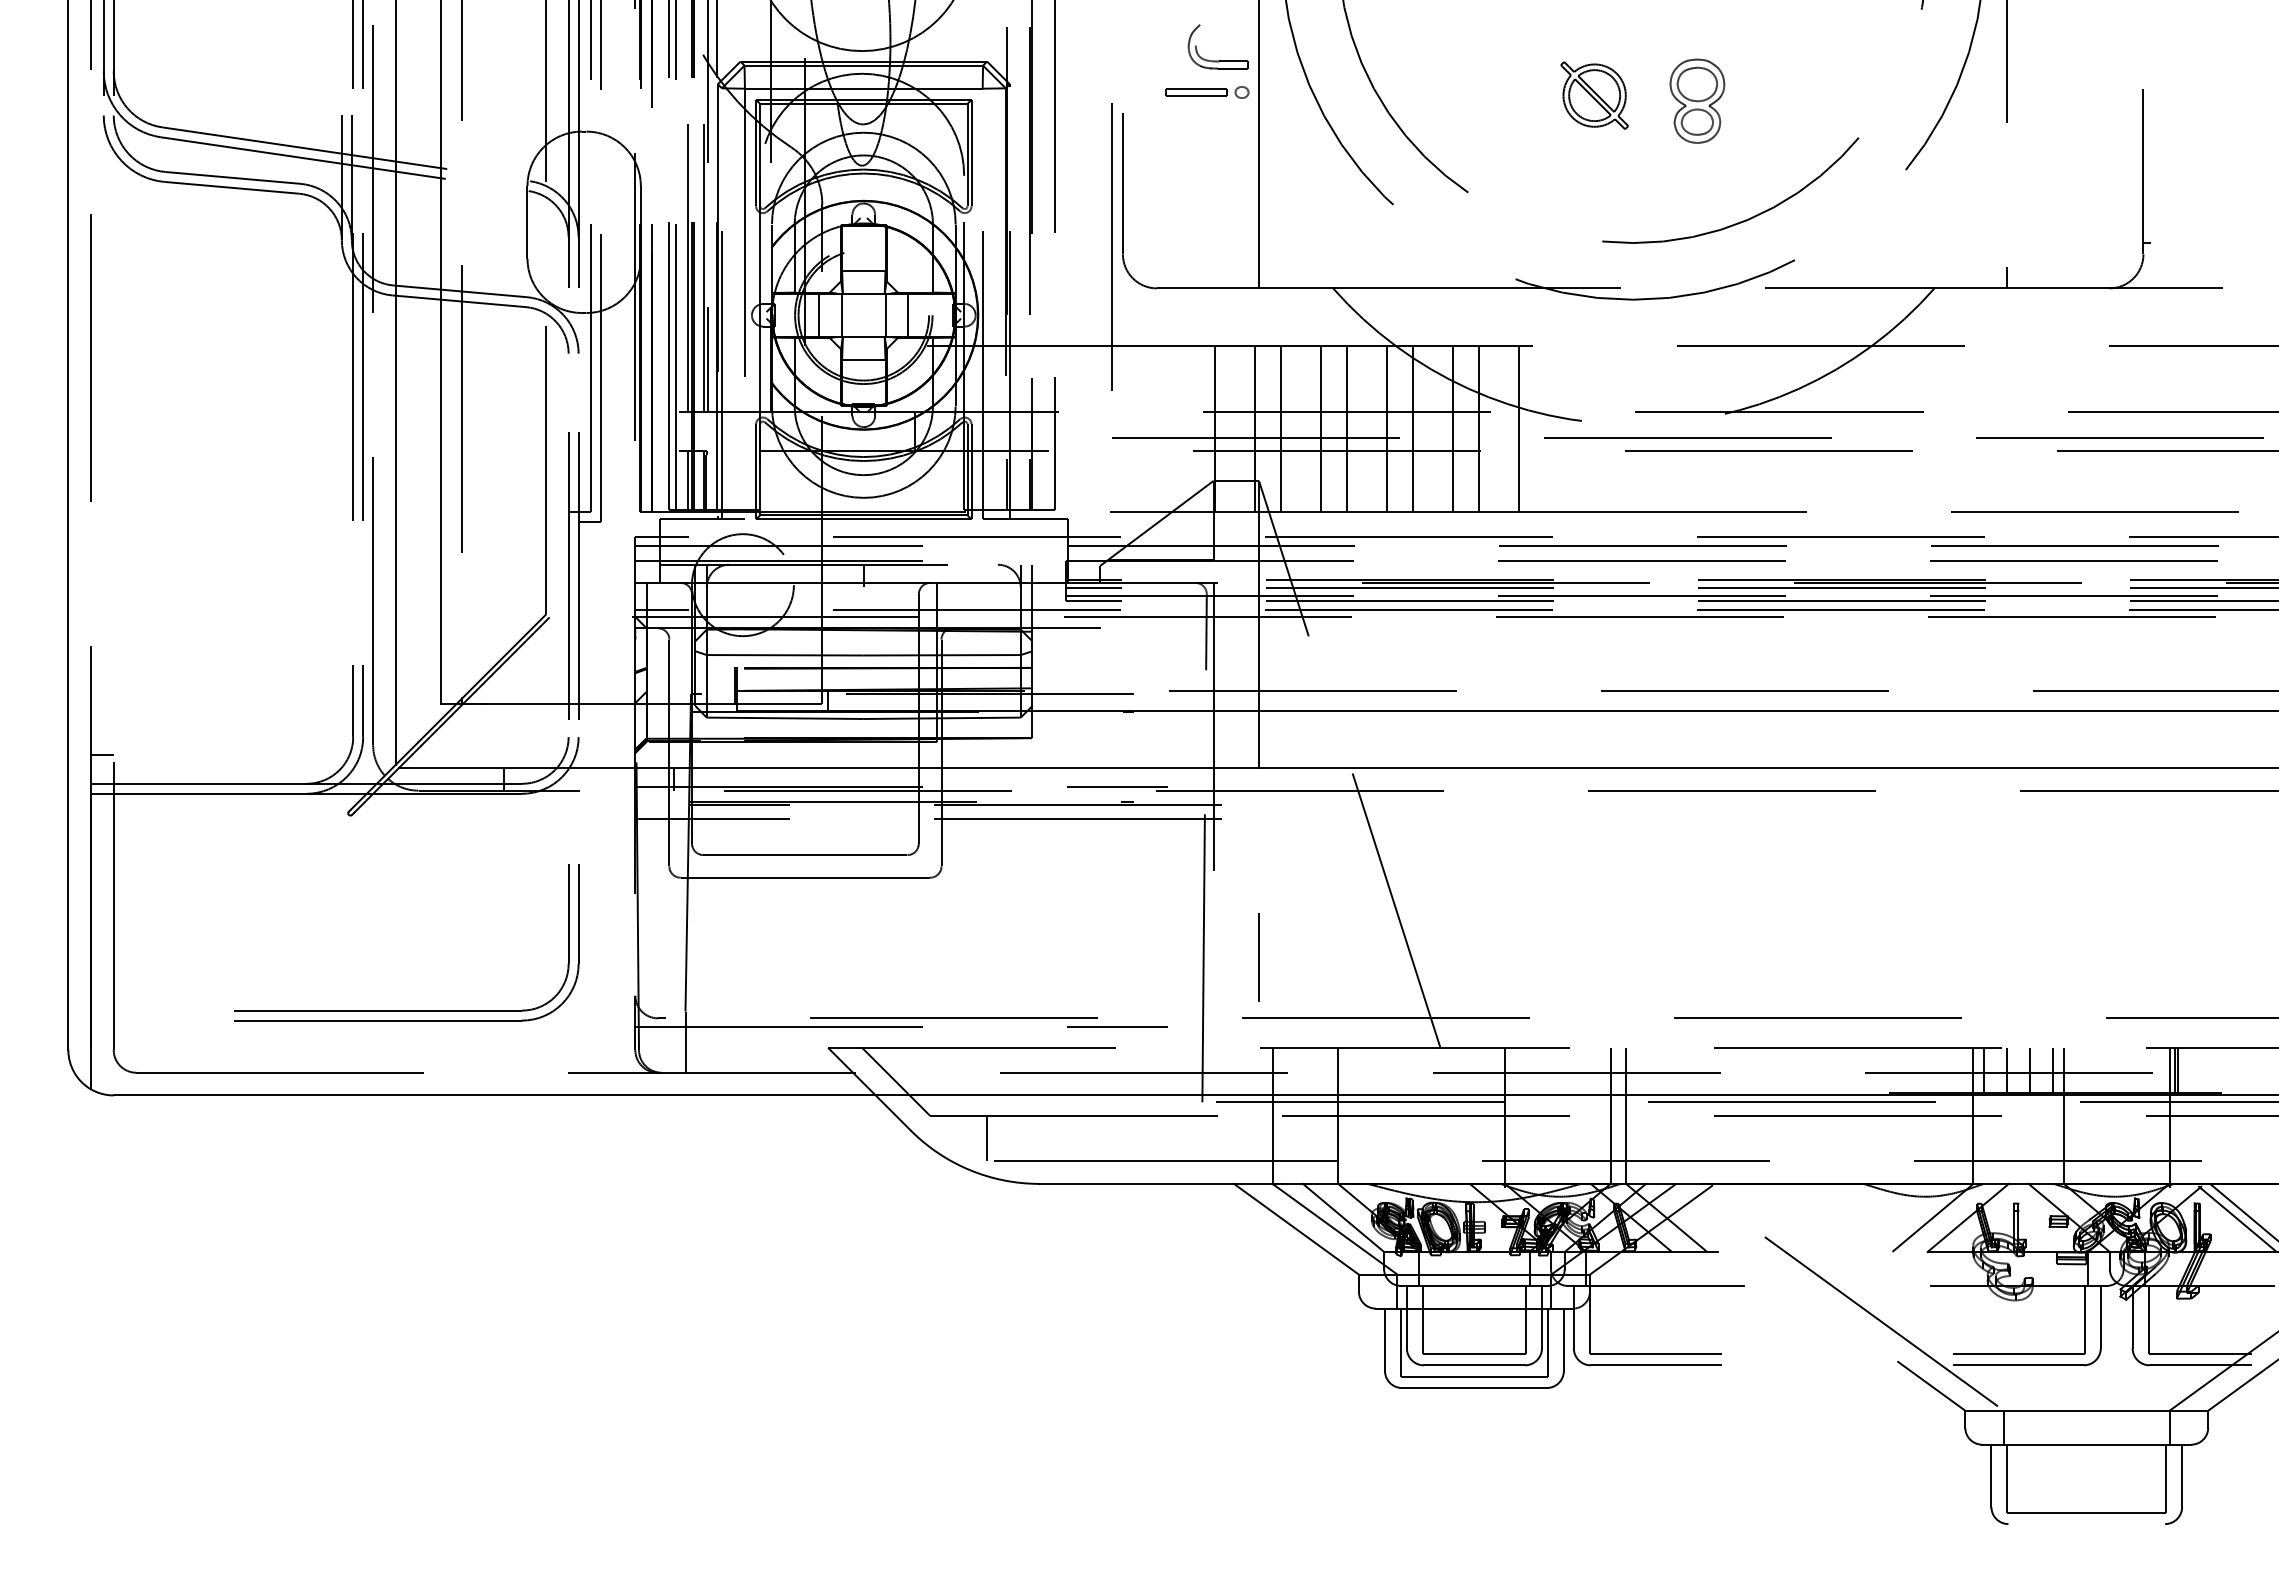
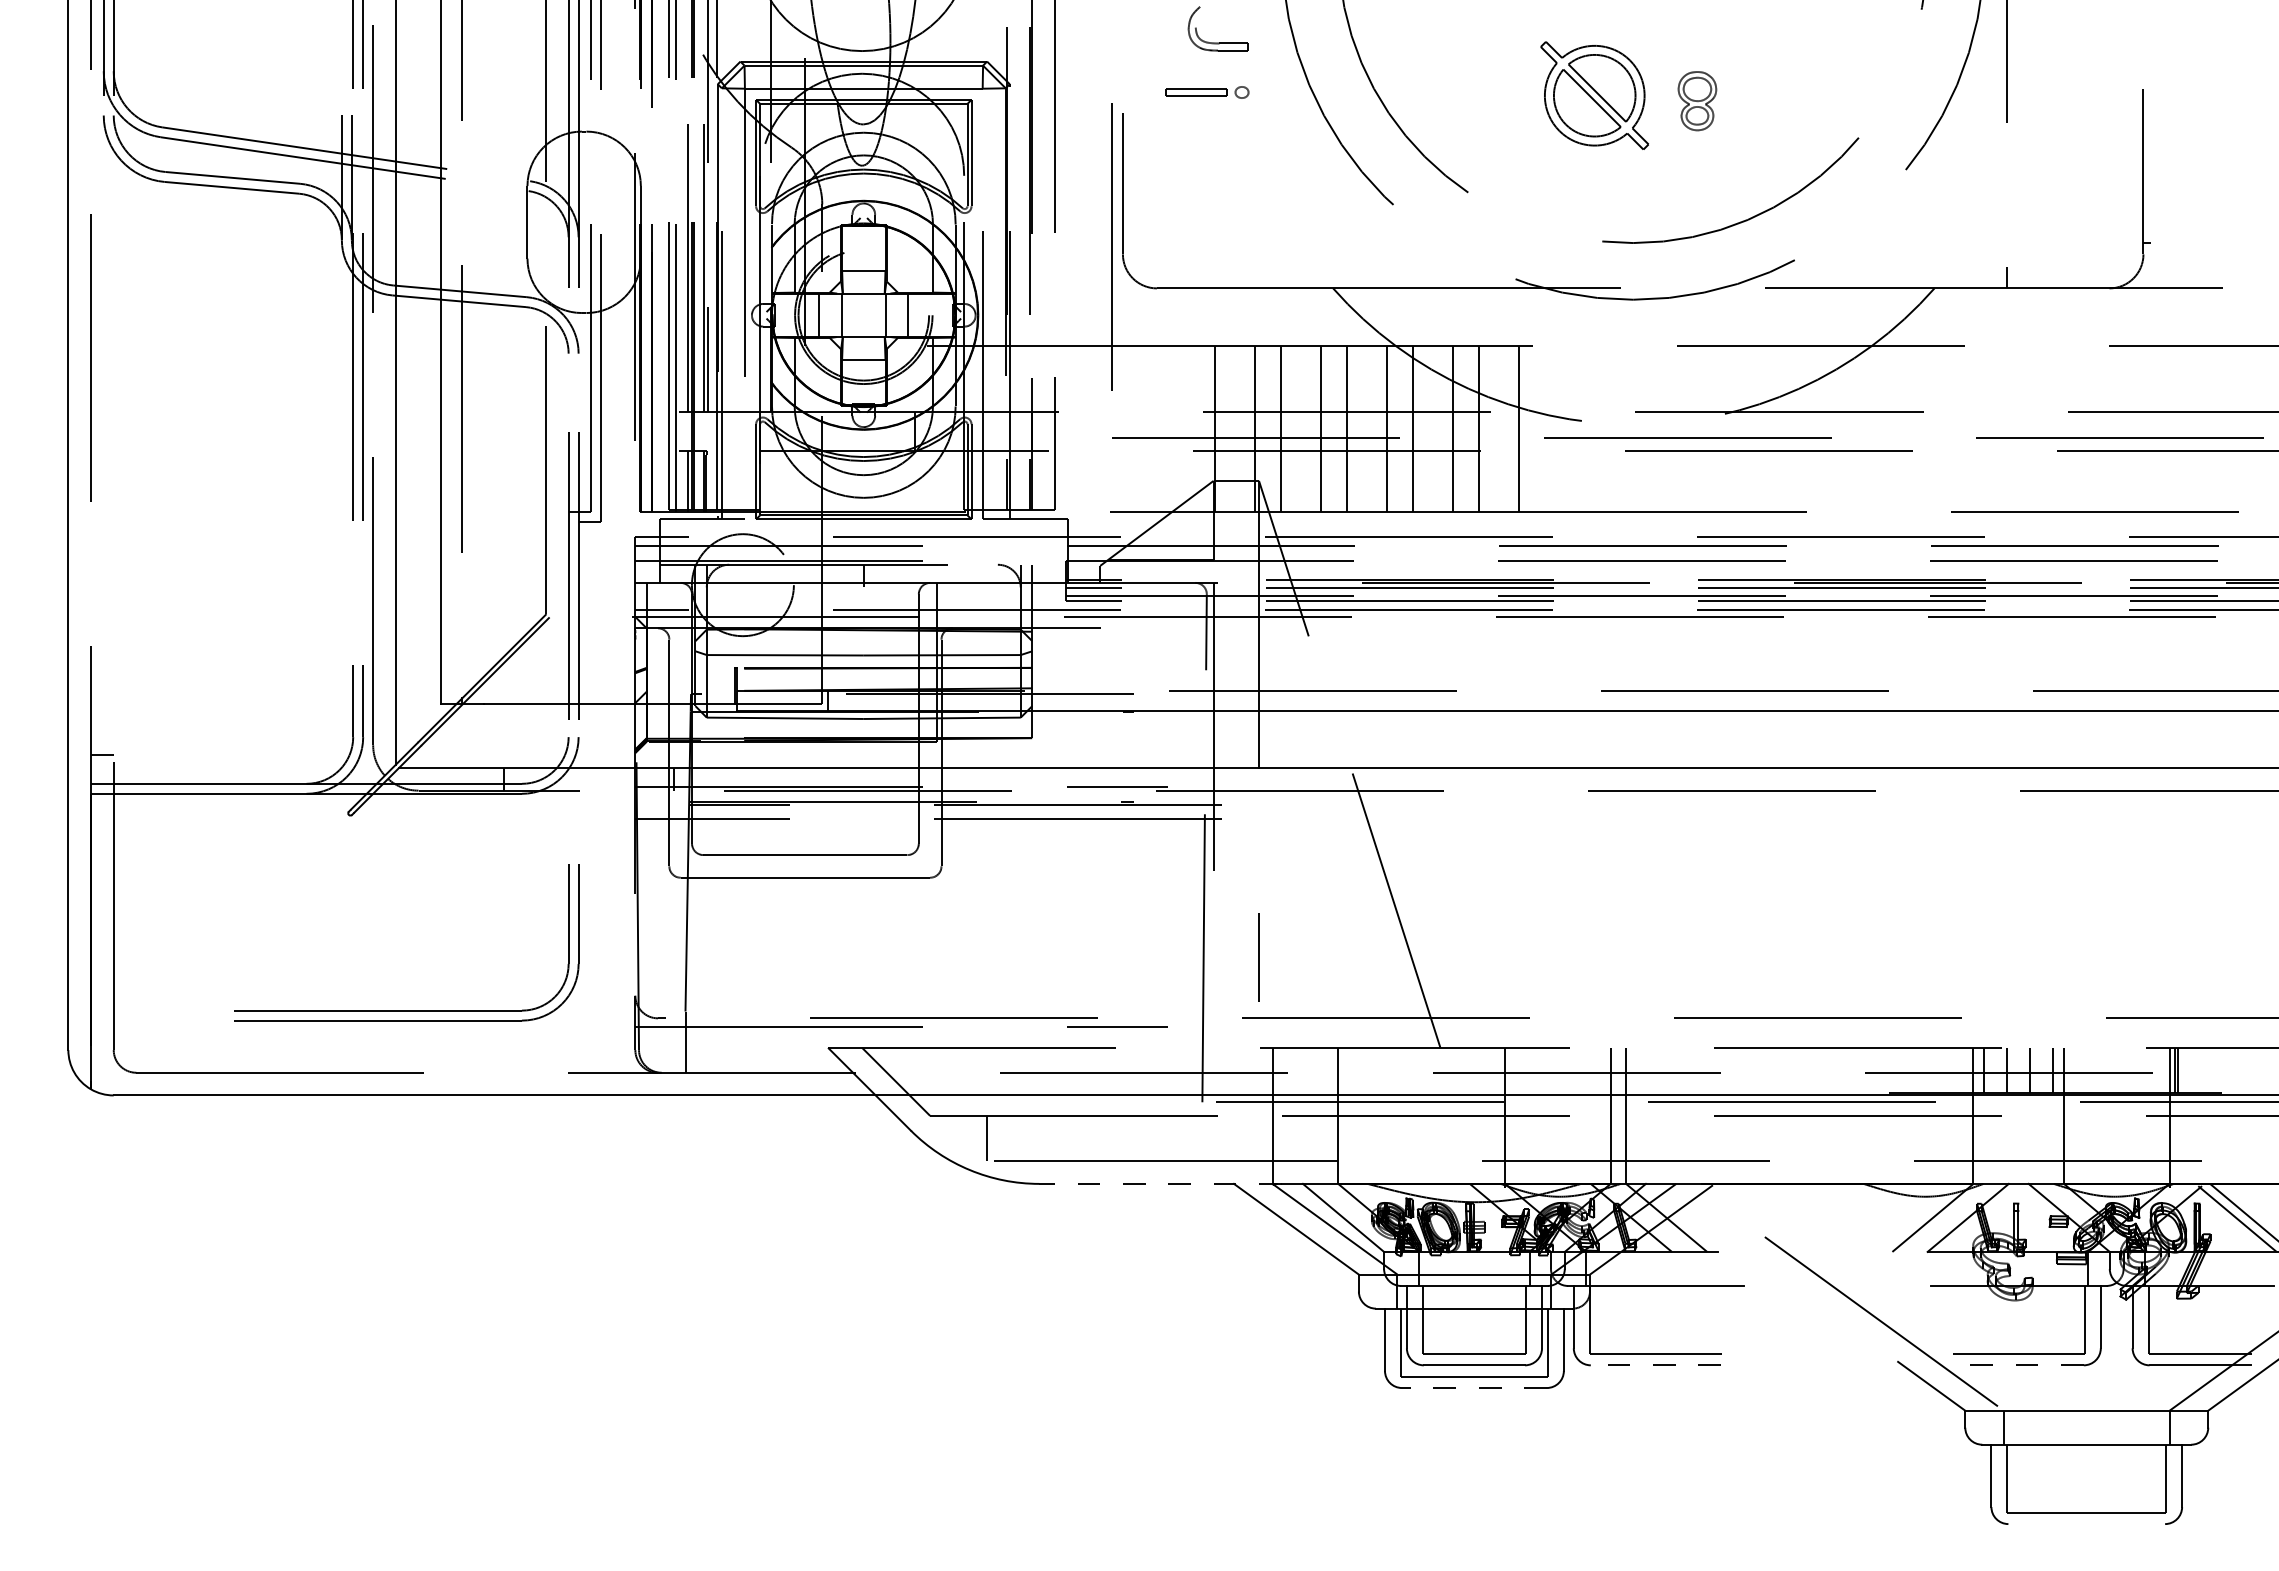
part position: (1217, 60) -> (1217, 42) (1217, 42)
part size: 69x69 px -> 109x109 px (1594, 95)
part size: 57x86 px -> 41x61 px (1697, 101)
line: present -> none (1259, 145)
line: solid -> dashed (1160, 1183)
line: solid -> dashed (1655, 1365)
line: solid -> dashed (2018, 1365)
line: solid -> dashed (1473, 1388)
